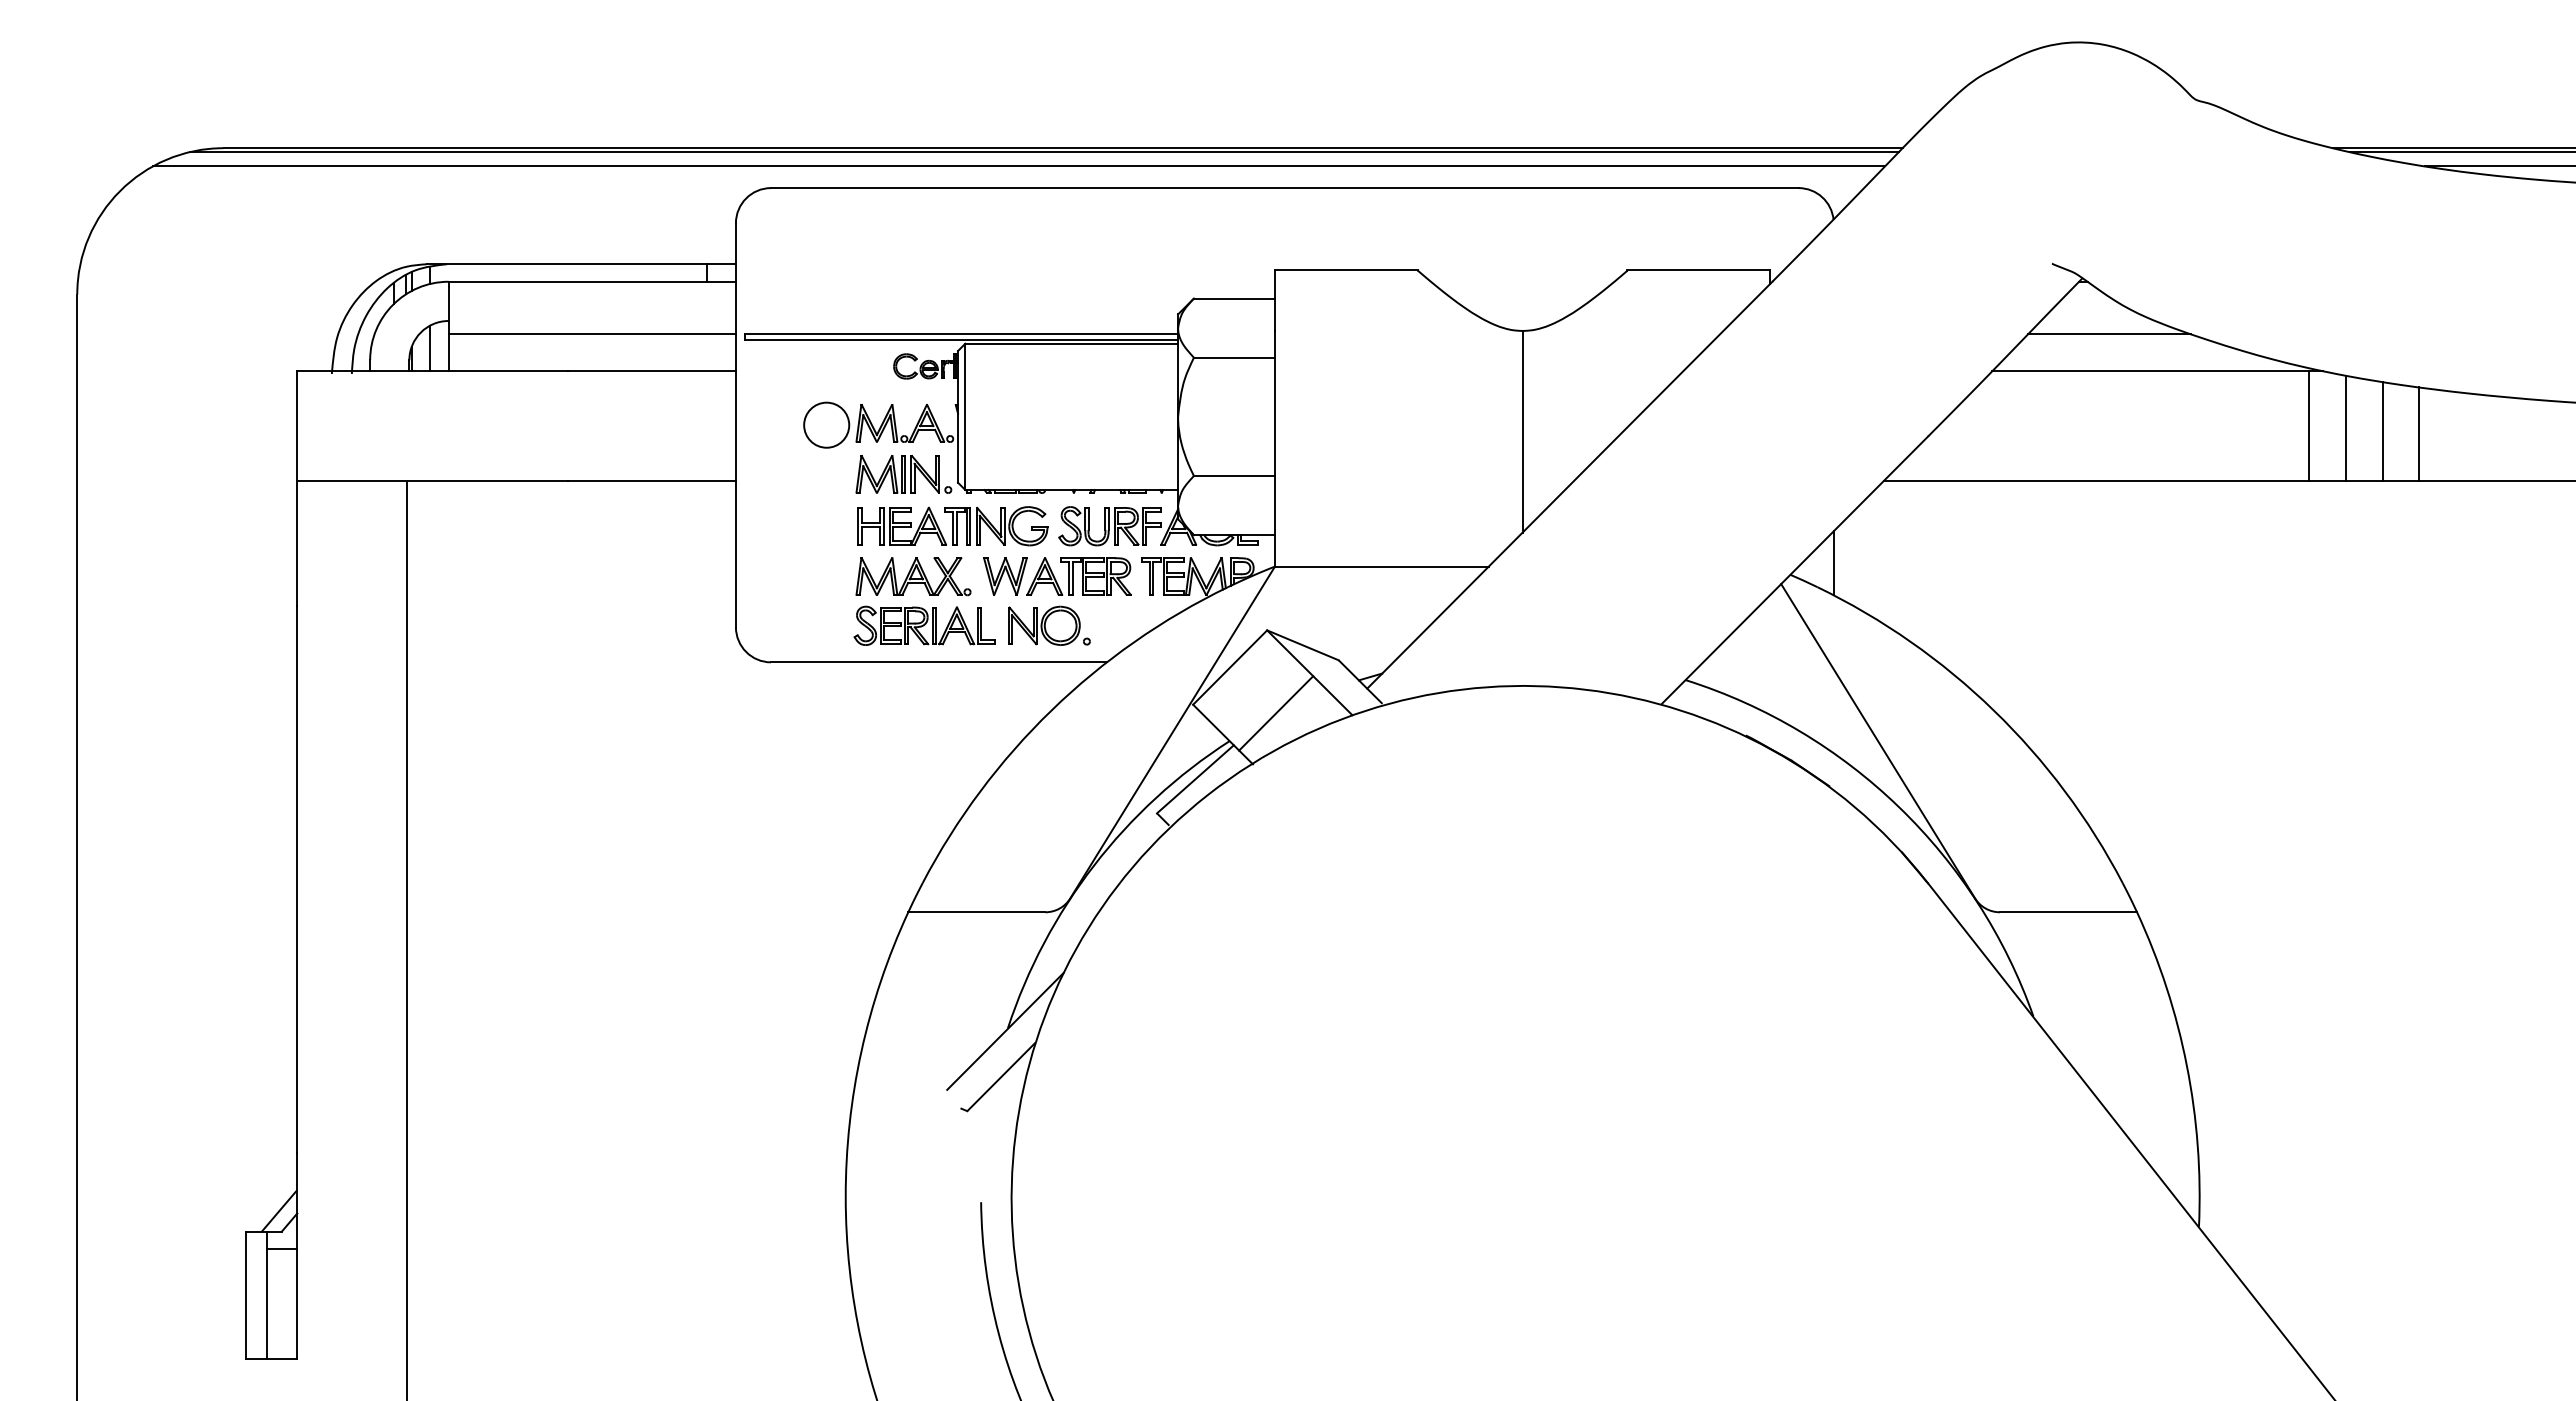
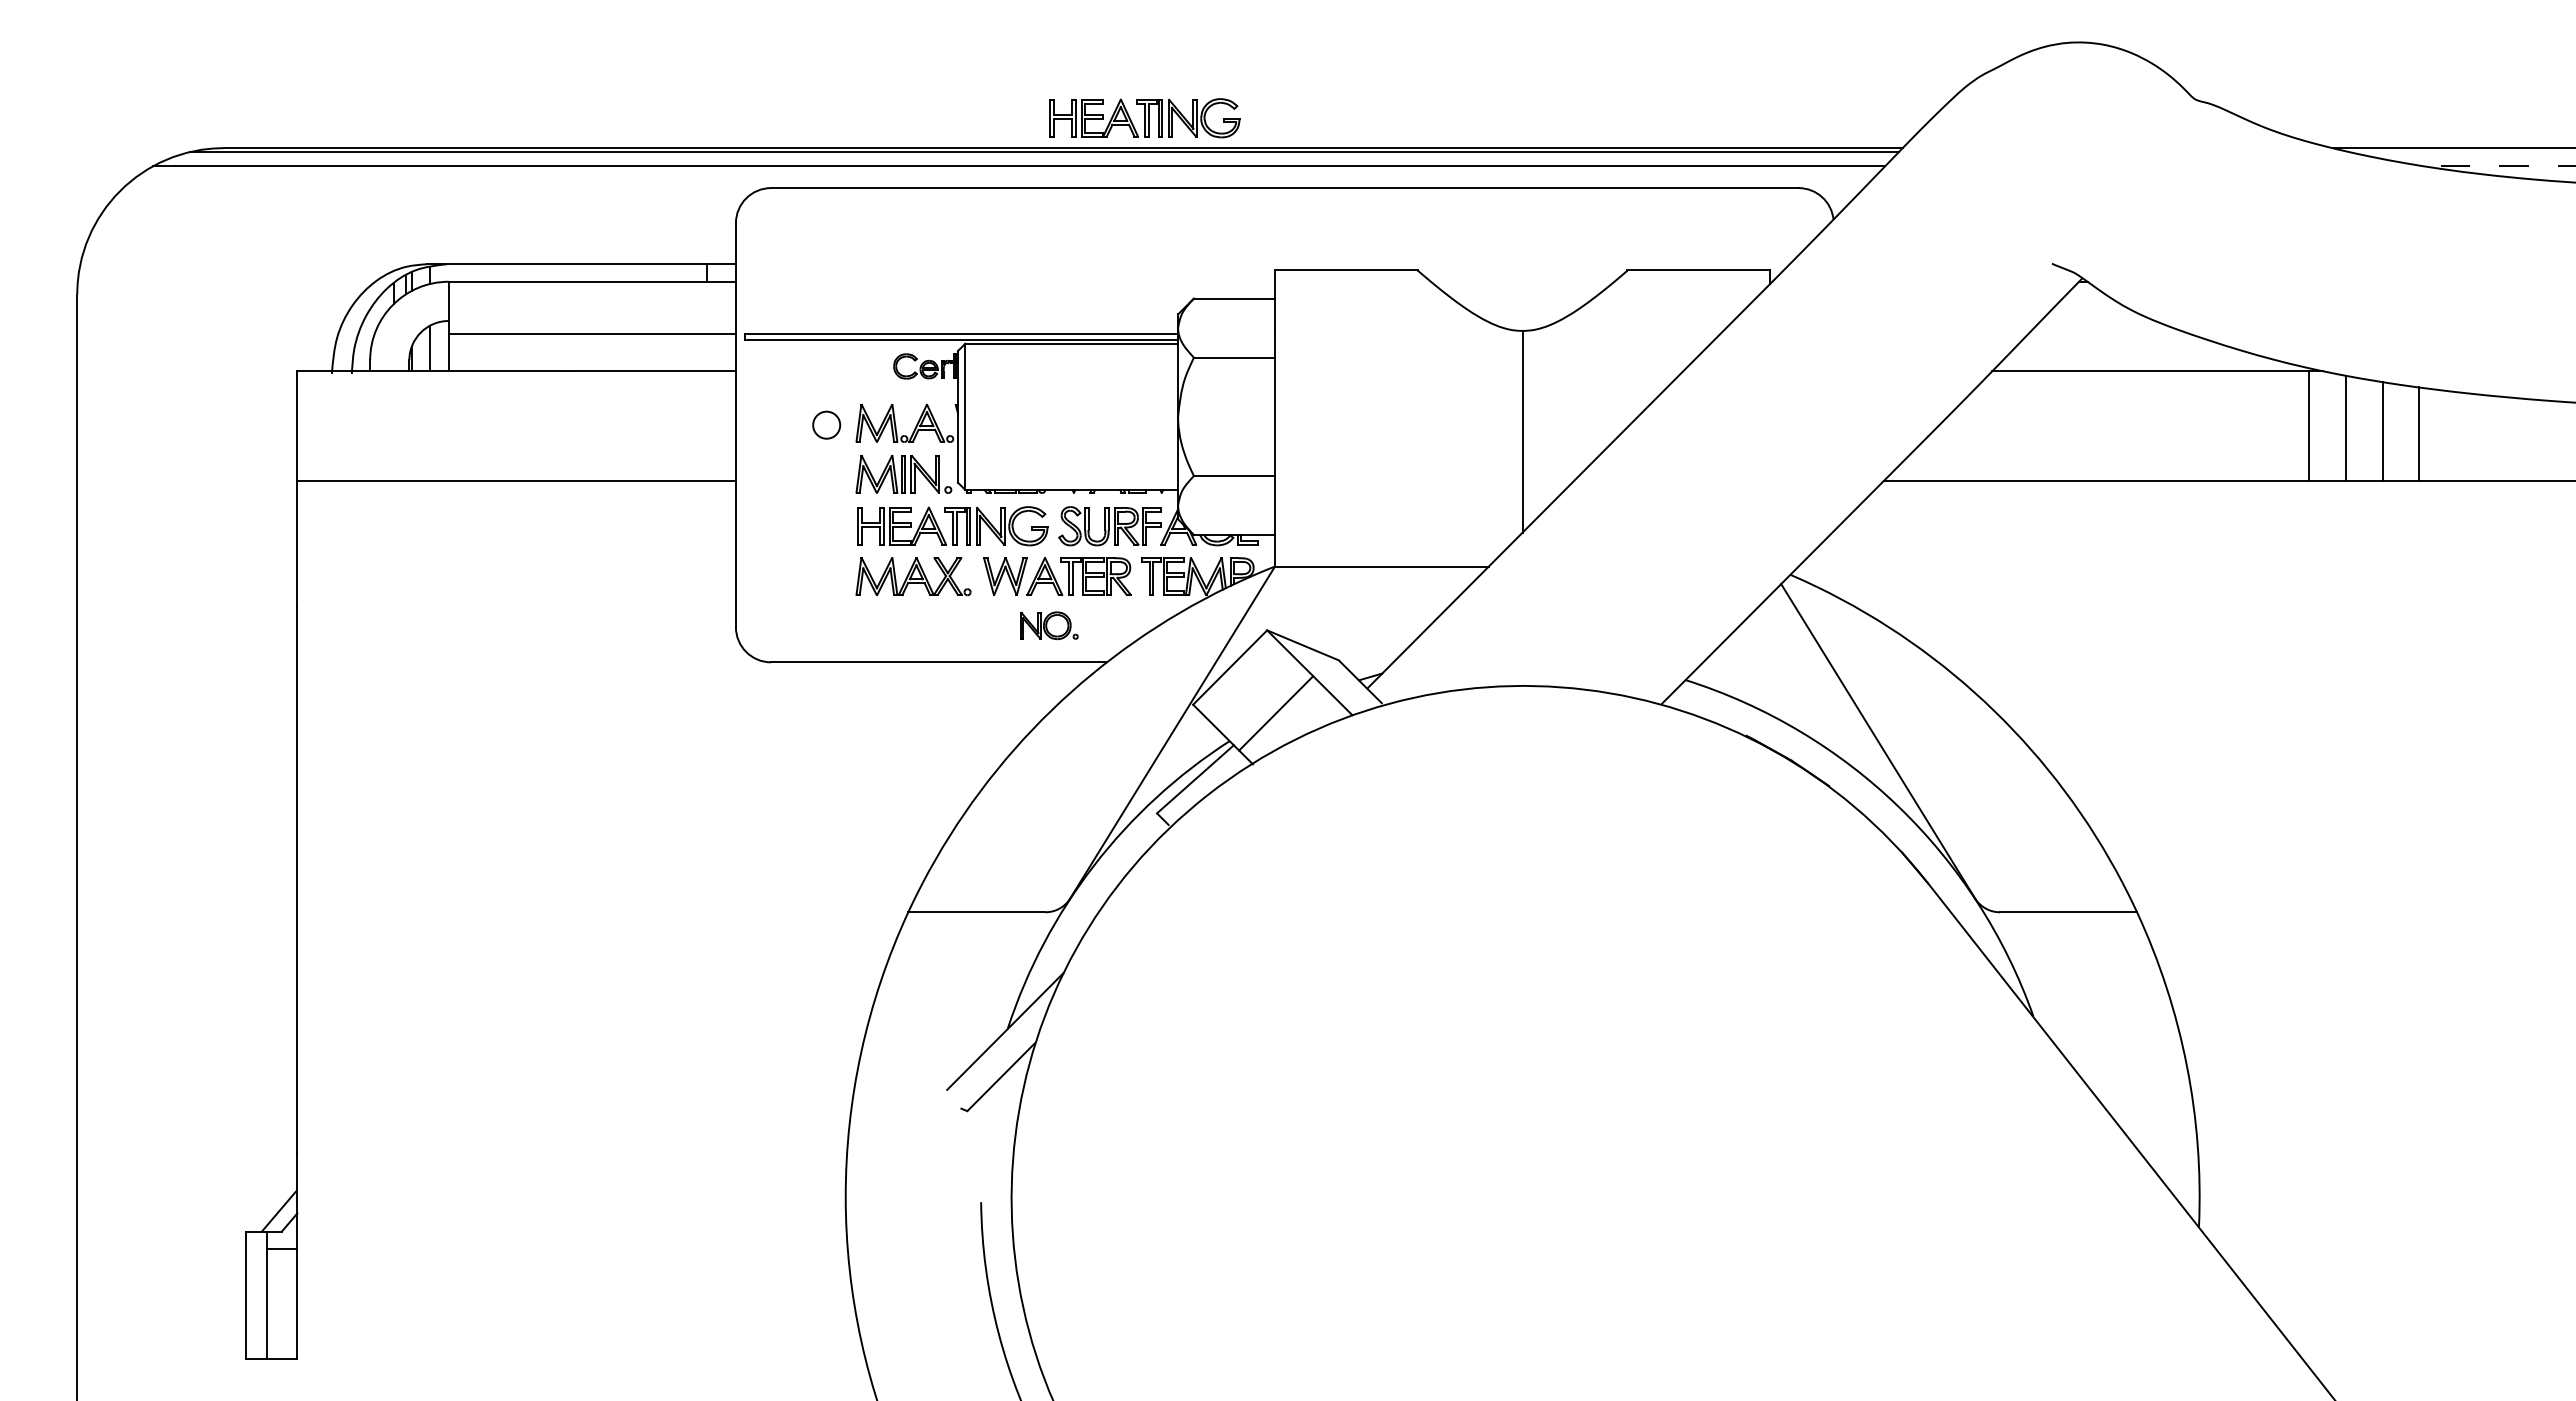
part: none -> present (1144, 118)
line: present -> none (2460, 152)
line: solid -> dashed (2499, 166)
line: present -> none (2109, 334)
circle diameter: 45 px -> 27 px (826, 424)
line: present -> none (1833, 563)
part: present -> none (924, 625)
part size: 83x41 px -> 59x30 px (1049, 625)
line: present -> none (406, 938)
